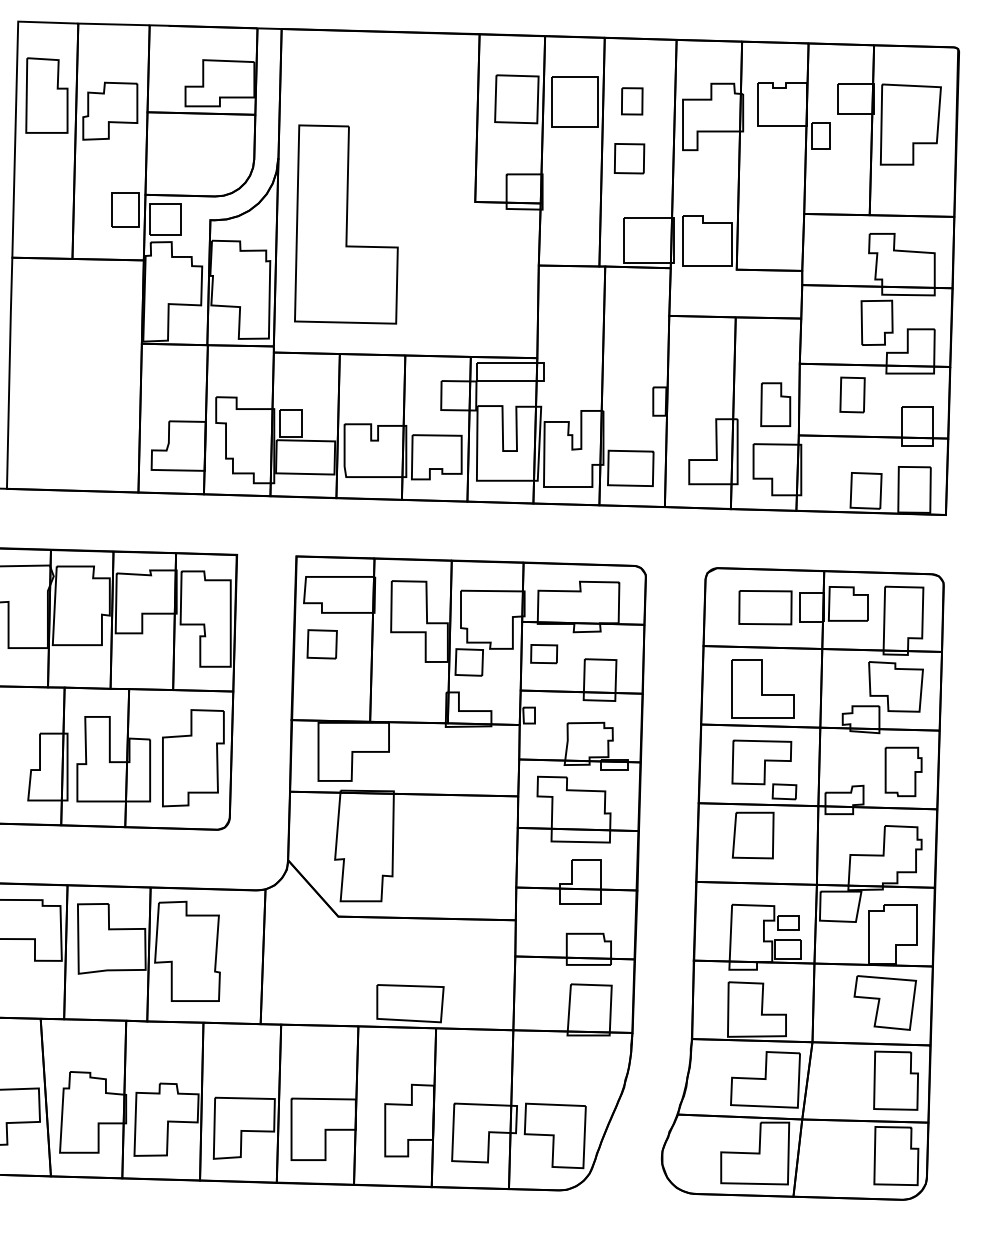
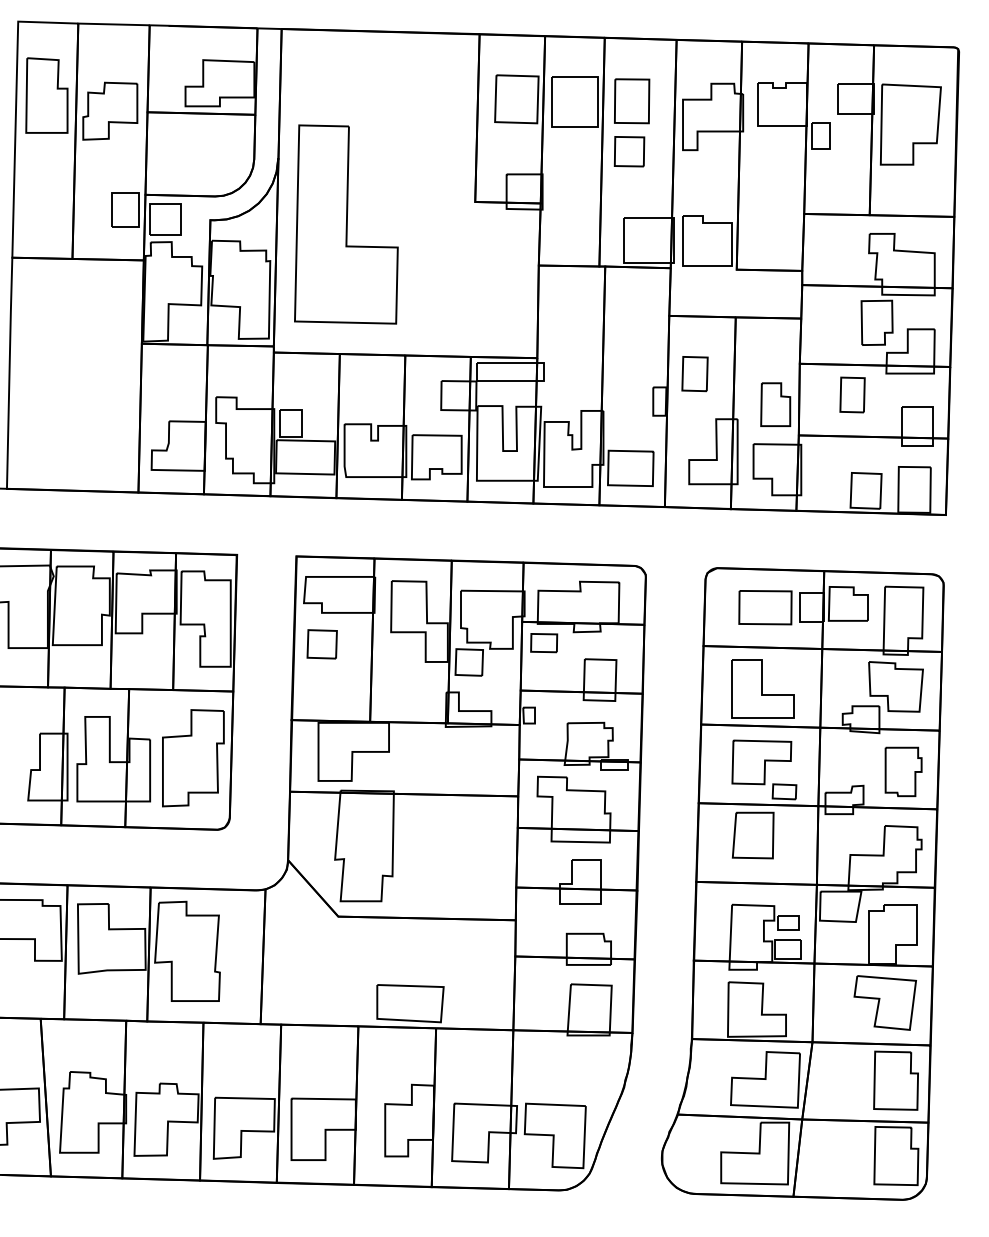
part size: 23x29 px -> 37x47 px (632, 101)
part position: (629, 158) -> (629, 151) (629, 151)
part: none -> present (694, 374)
part position: (544, 654) -> (544, 643) (544, 643)
